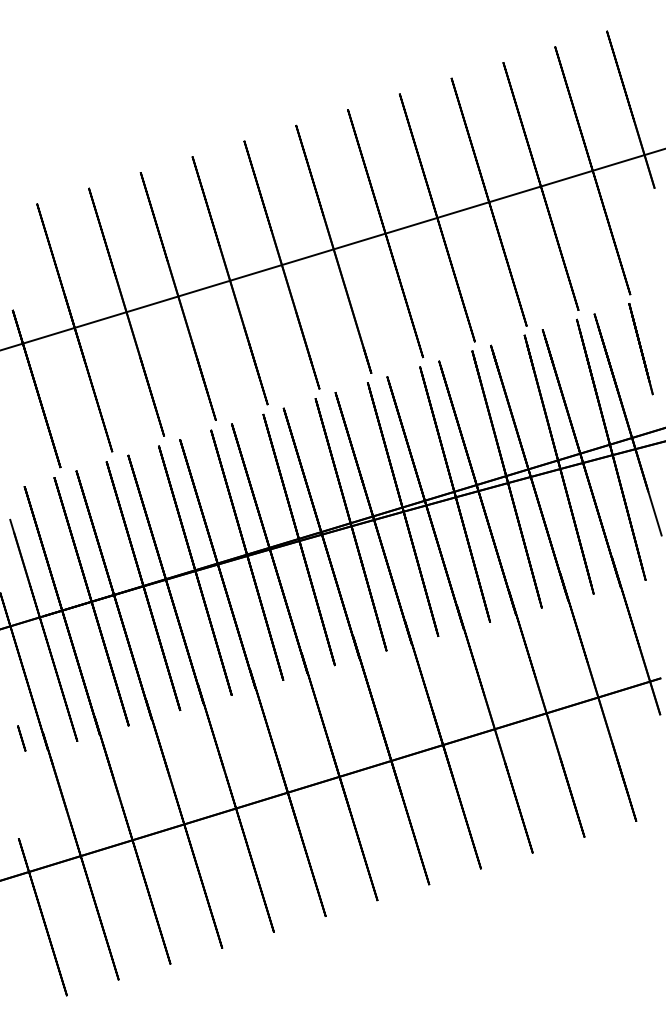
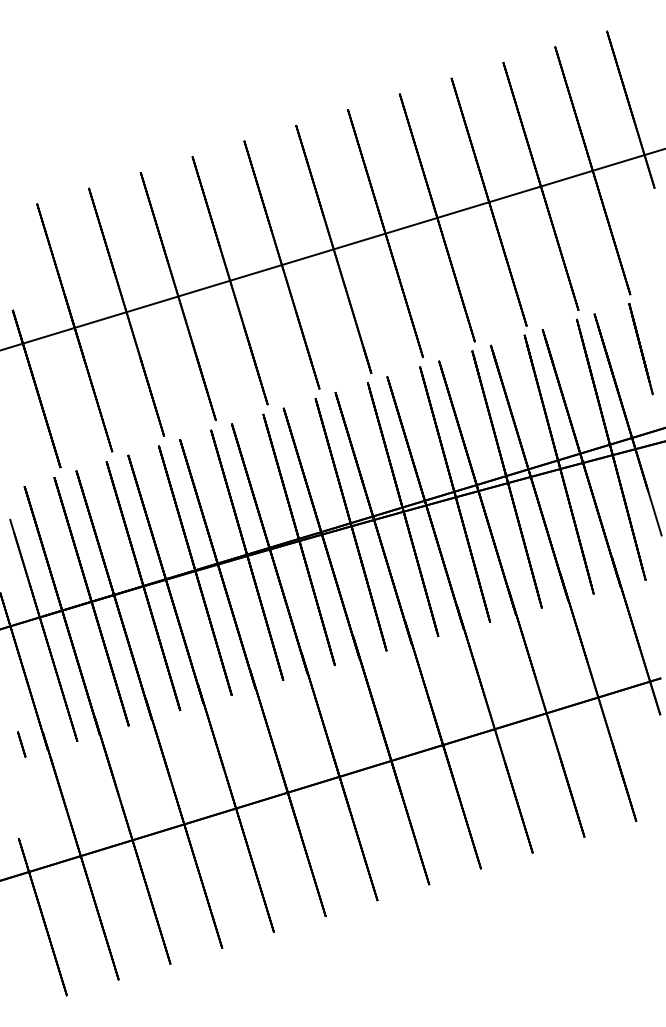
line position: (21, 738) -> (21, 744) (21, 744)
